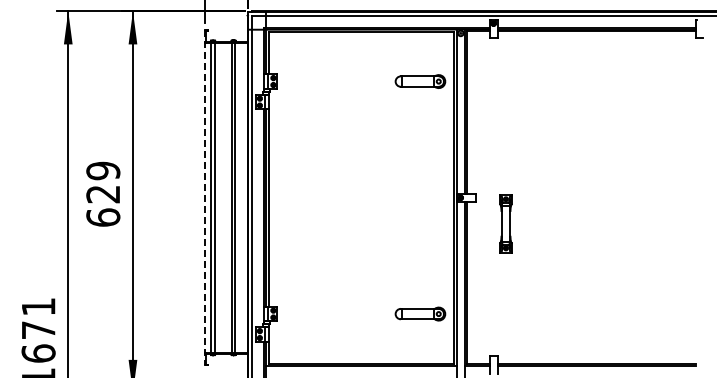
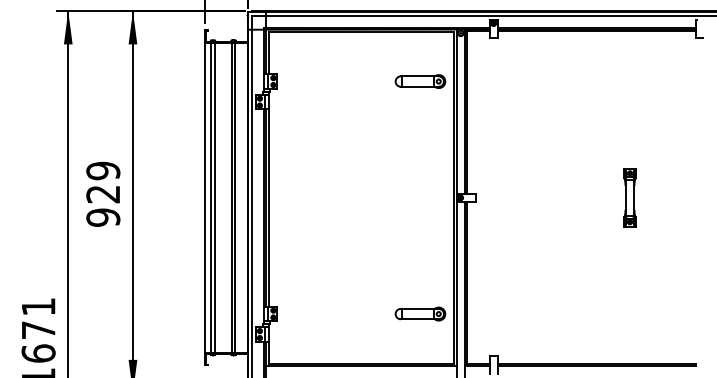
line: dashed -> solid (204, 197)
text: 629 -> 929 (103, 217)
part position: (505, 223) -> (629, 197) (629, 197)
